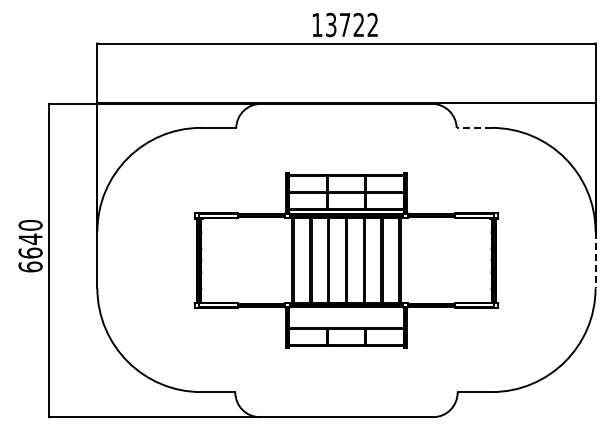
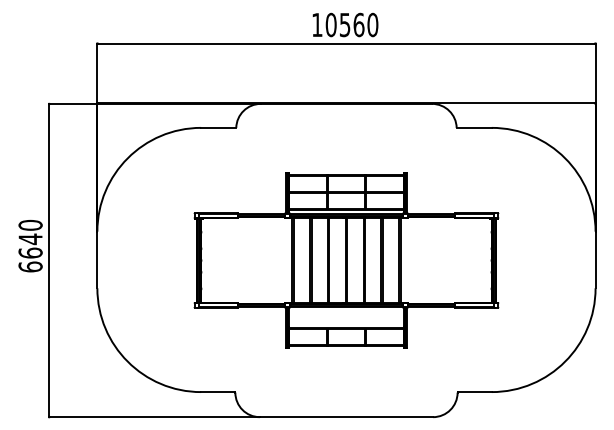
text: 13722 -> 10560 (351, 24)
line: dashed -> solid (474, 127)
line: dashed -> solid (595, 260)
